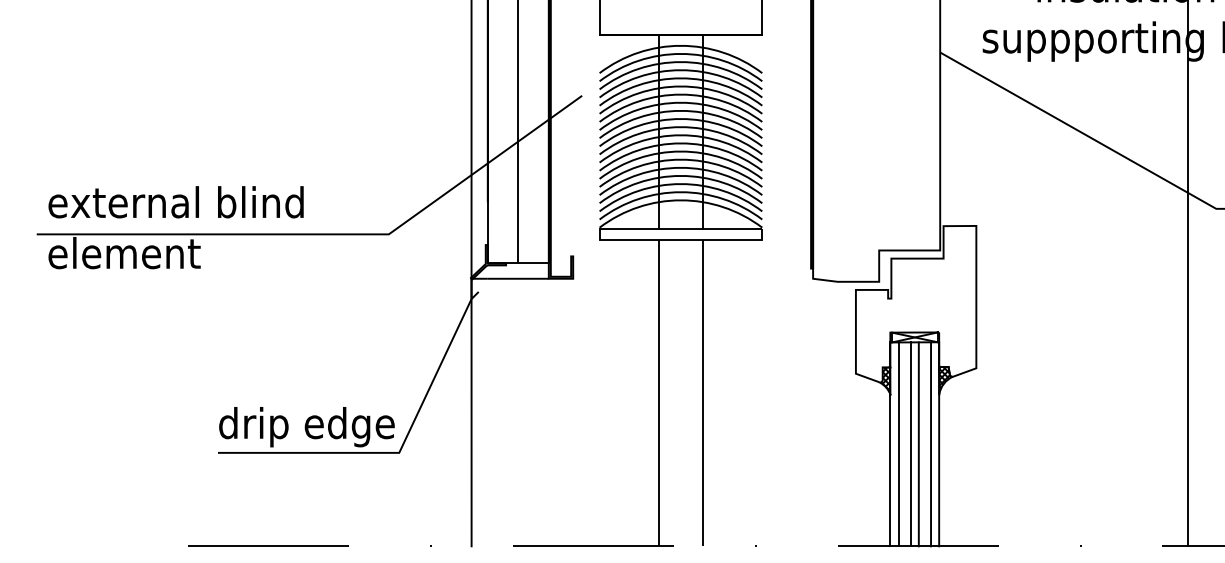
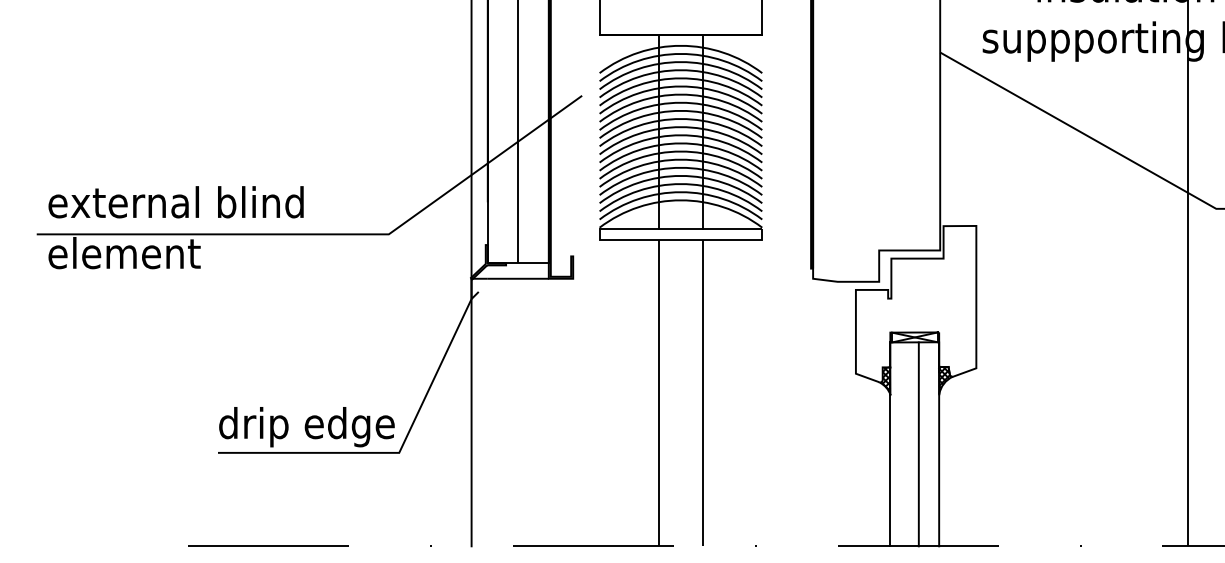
line: present -> none (898, 444)
line: present -> none (910, 444)
line: present -> none (931, 444)
